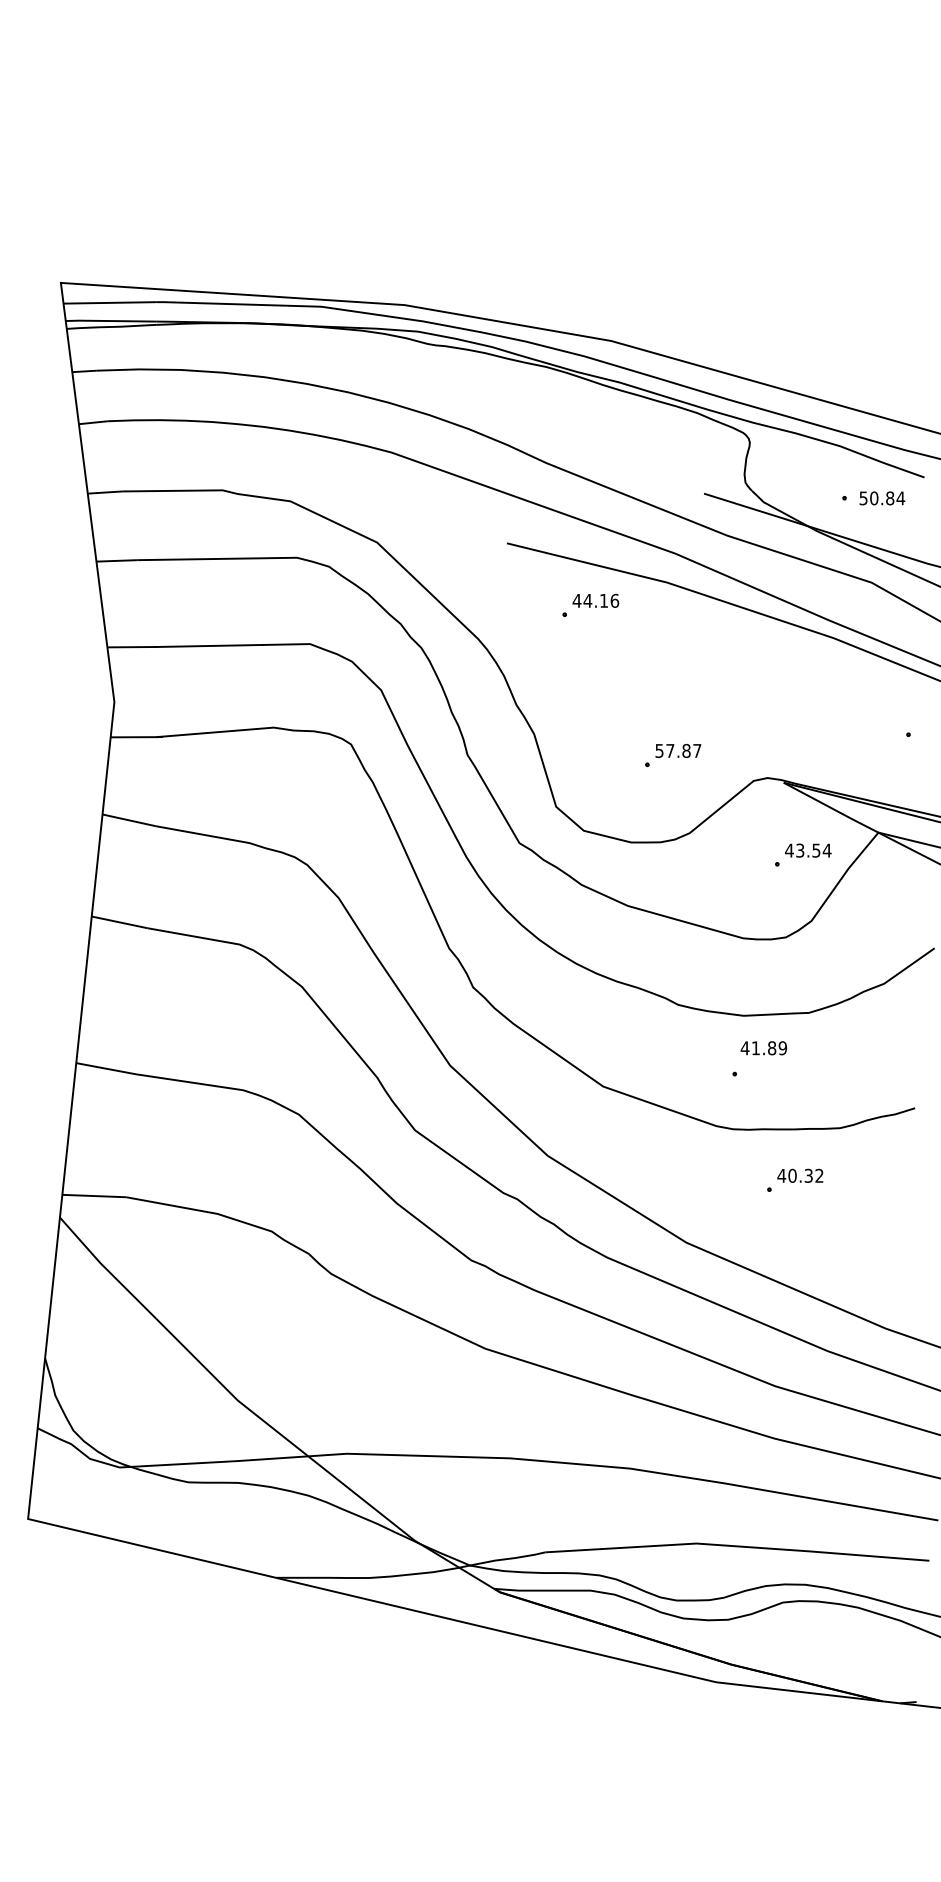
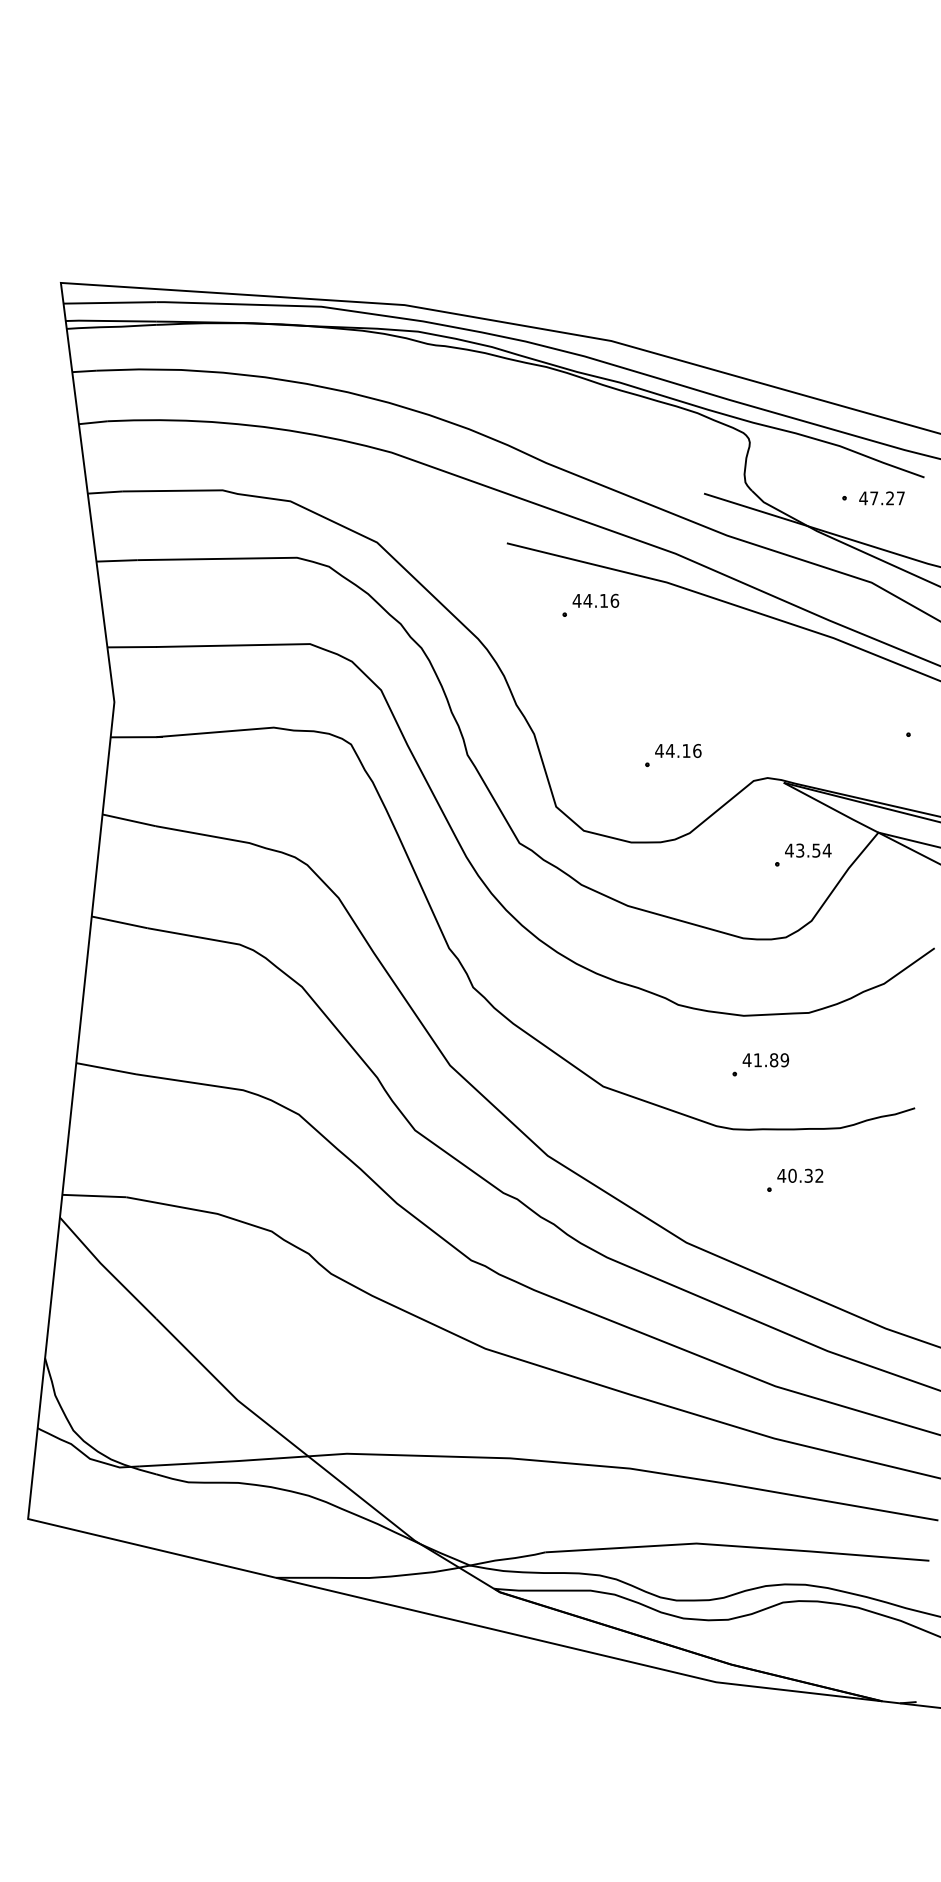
text: 50.84 -> 47.27 (882, 498)
text: 57.87 -> 44.16 (678, 750)
text position: (763, 1048) -> (765, 1060) (765, 1060)
